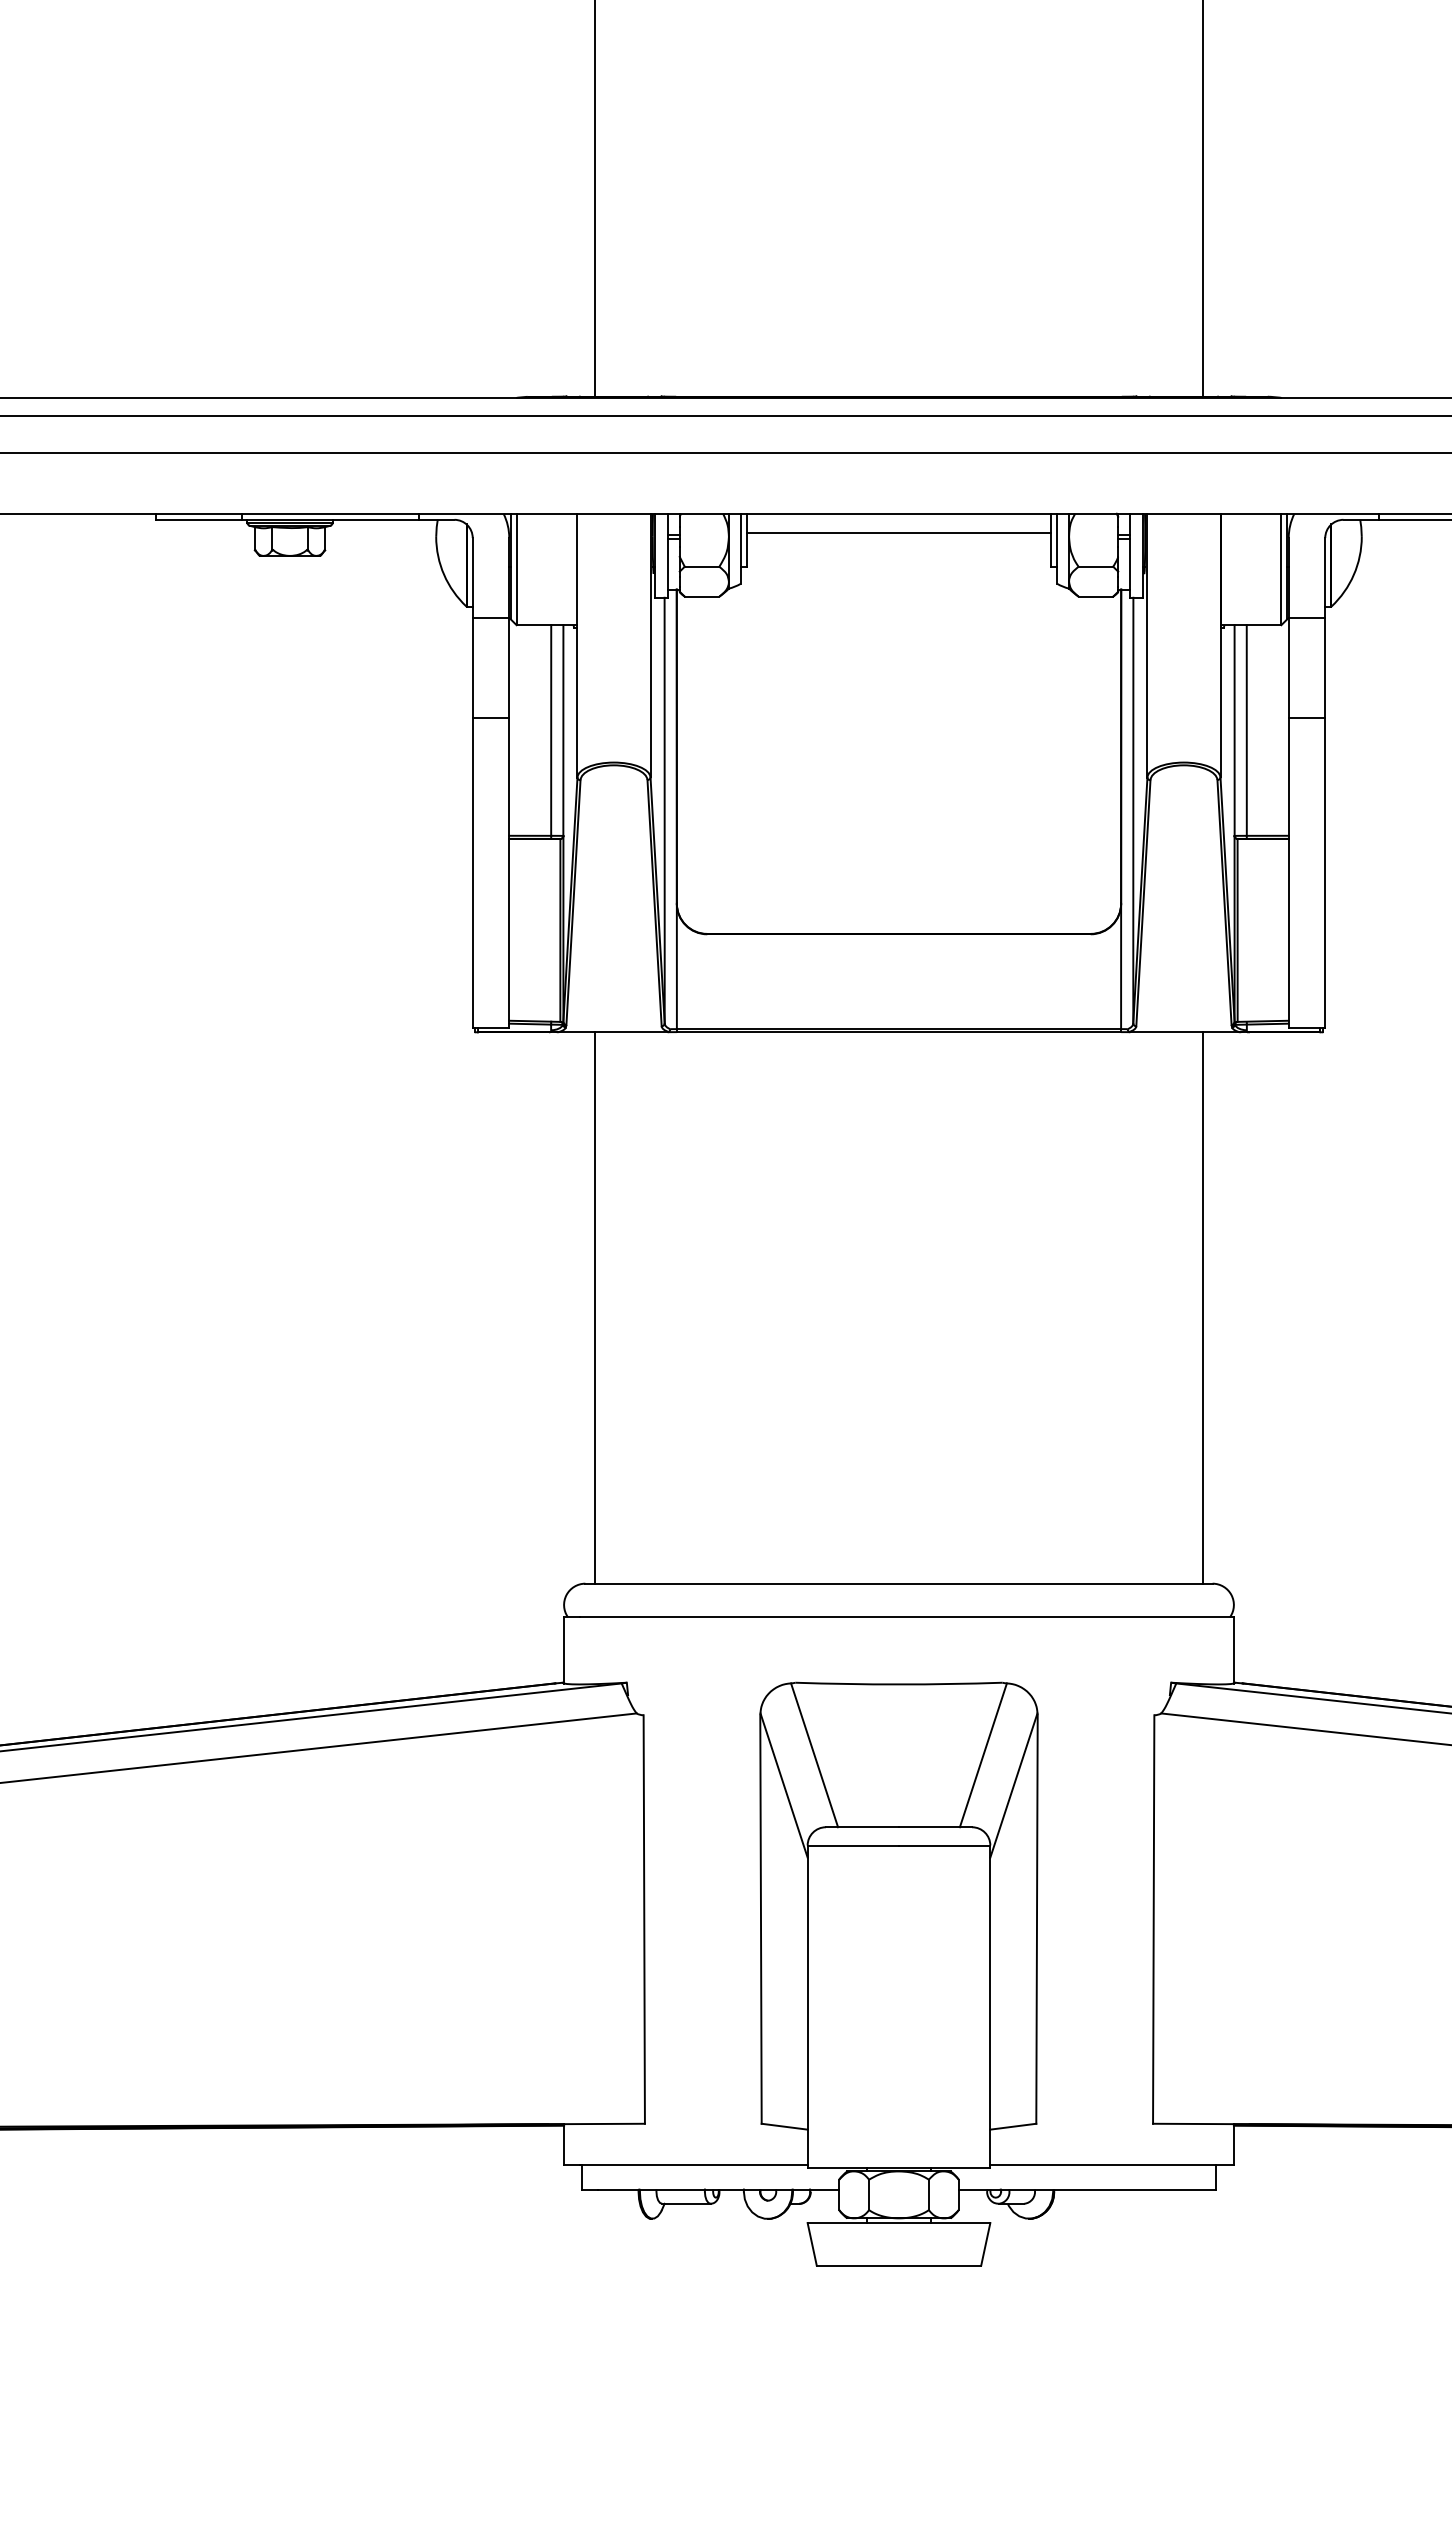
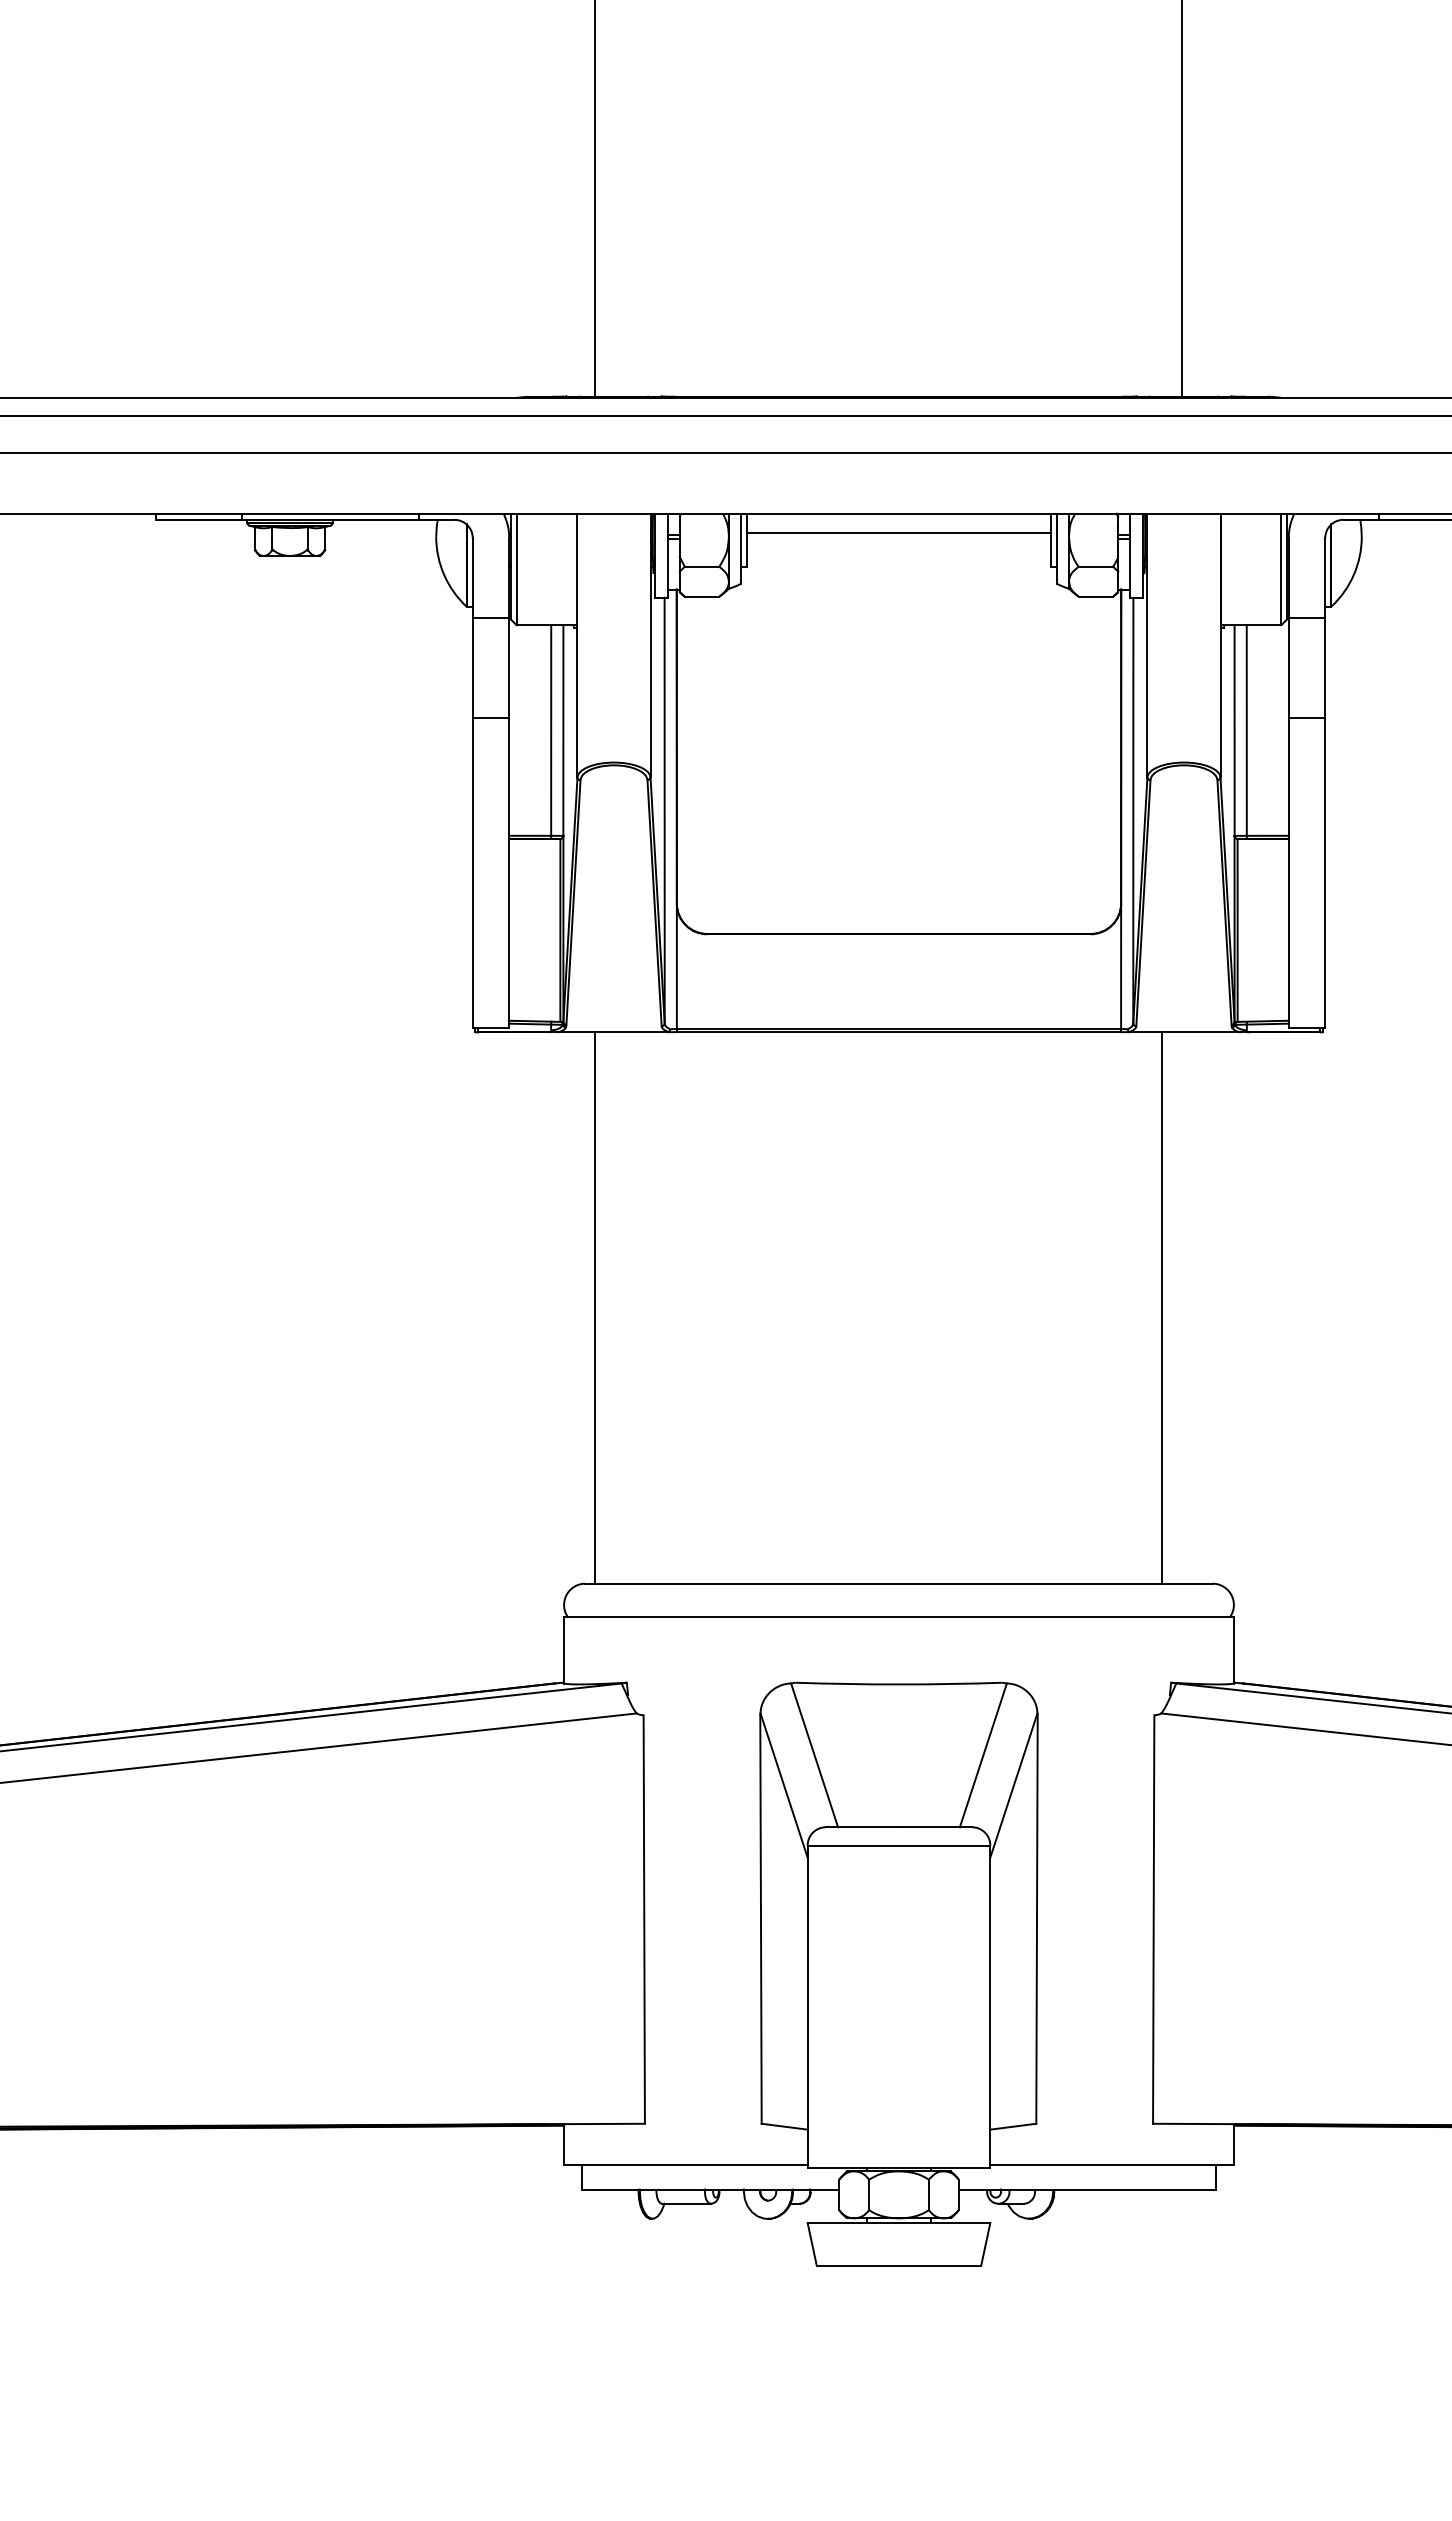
line position: (1203, 199) -> (1182, 199) (1182, 199)
line position: (1203, 1307) -> (1162, 1307) (1162, 1307)
